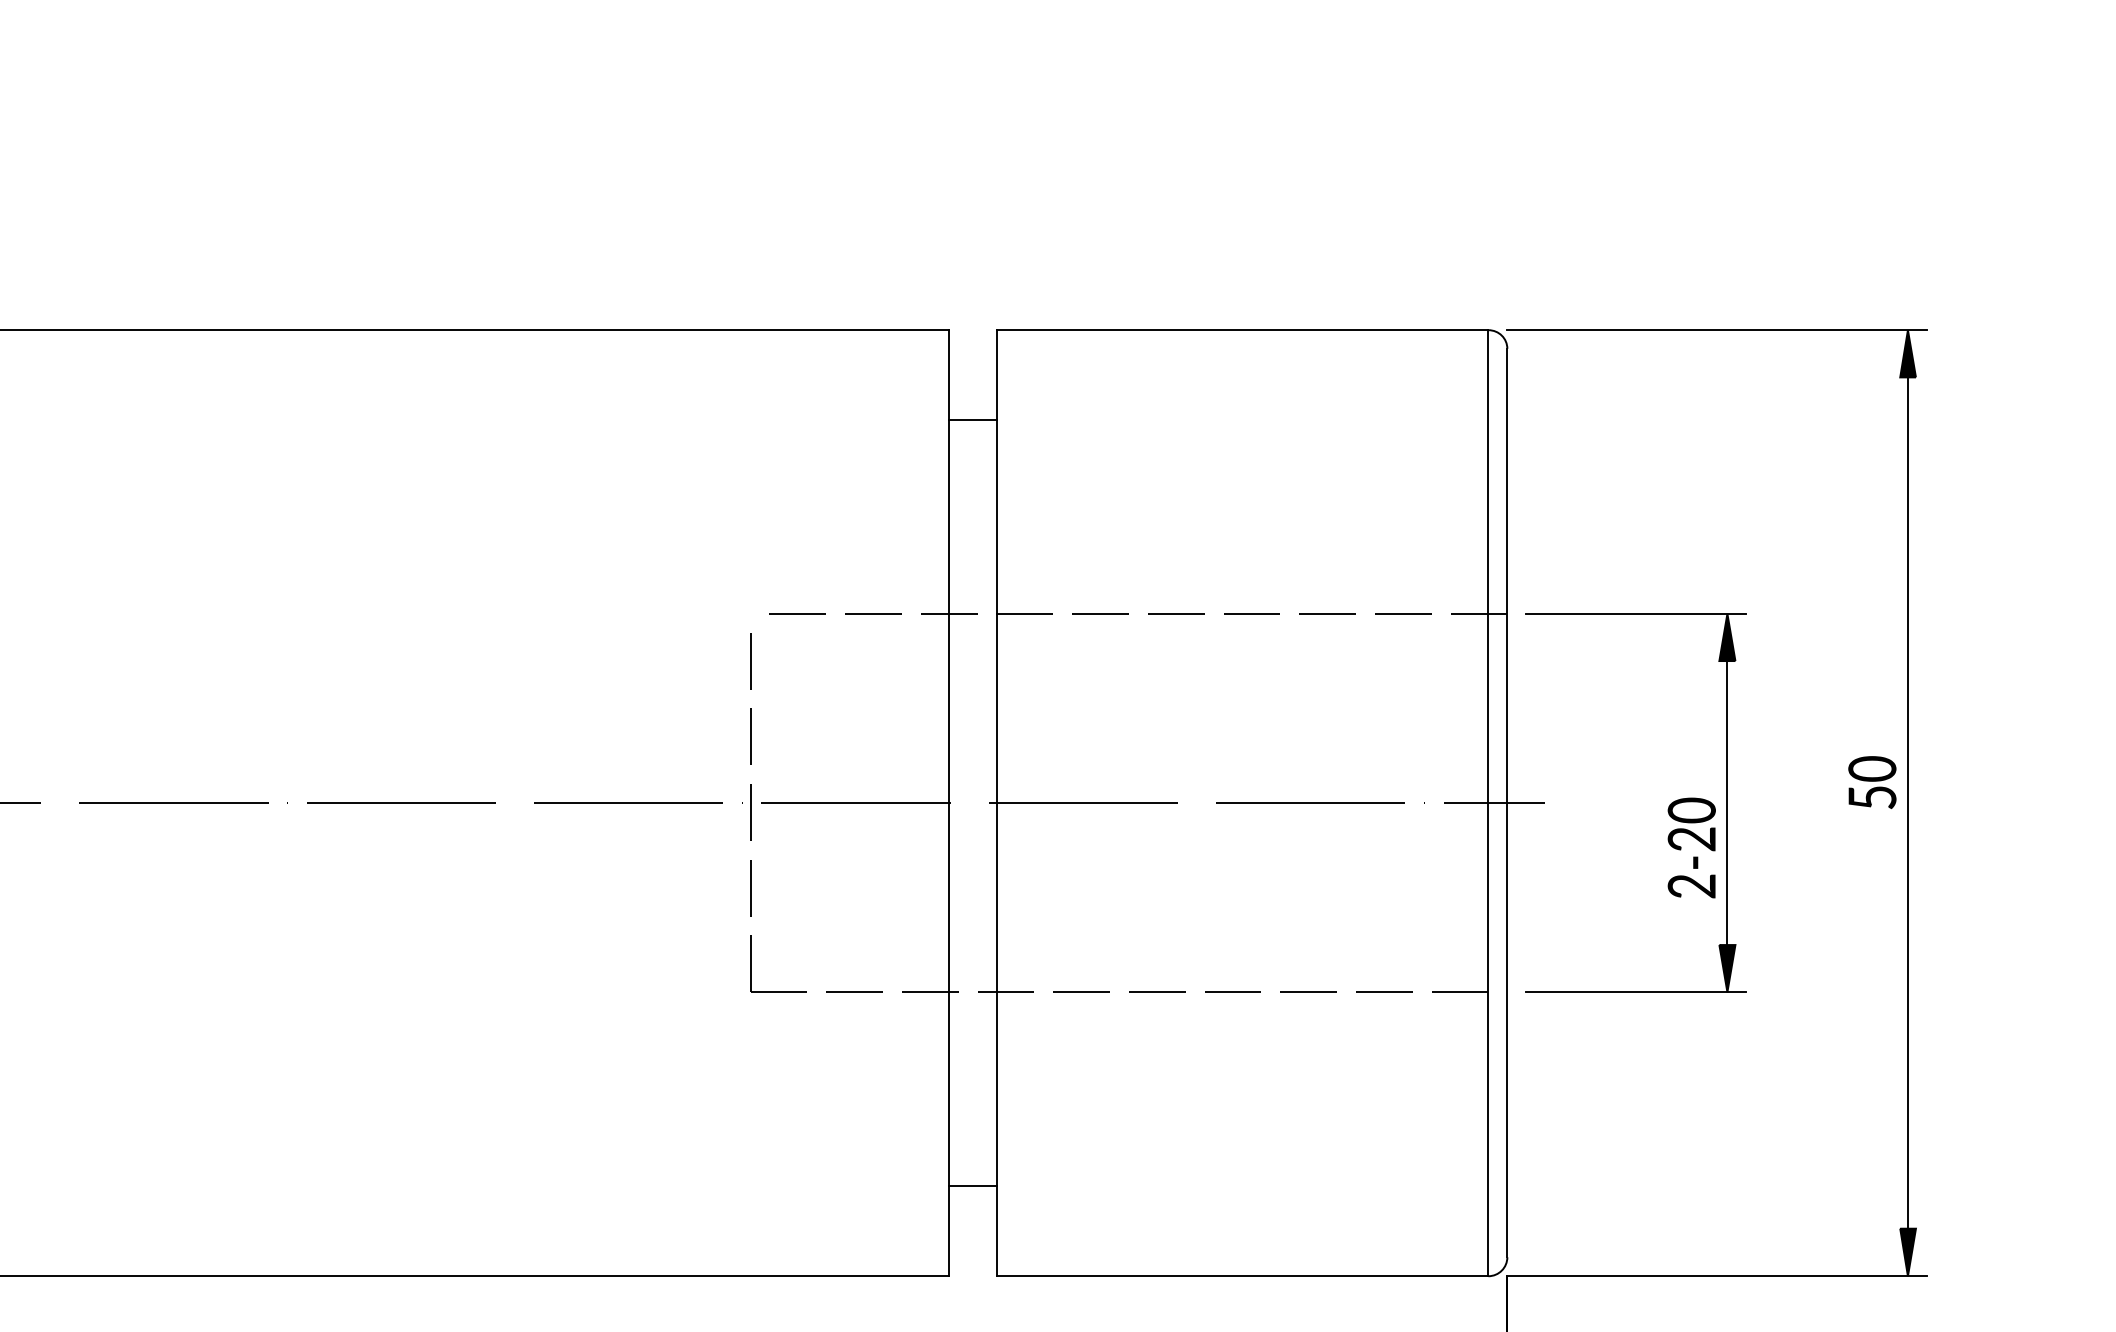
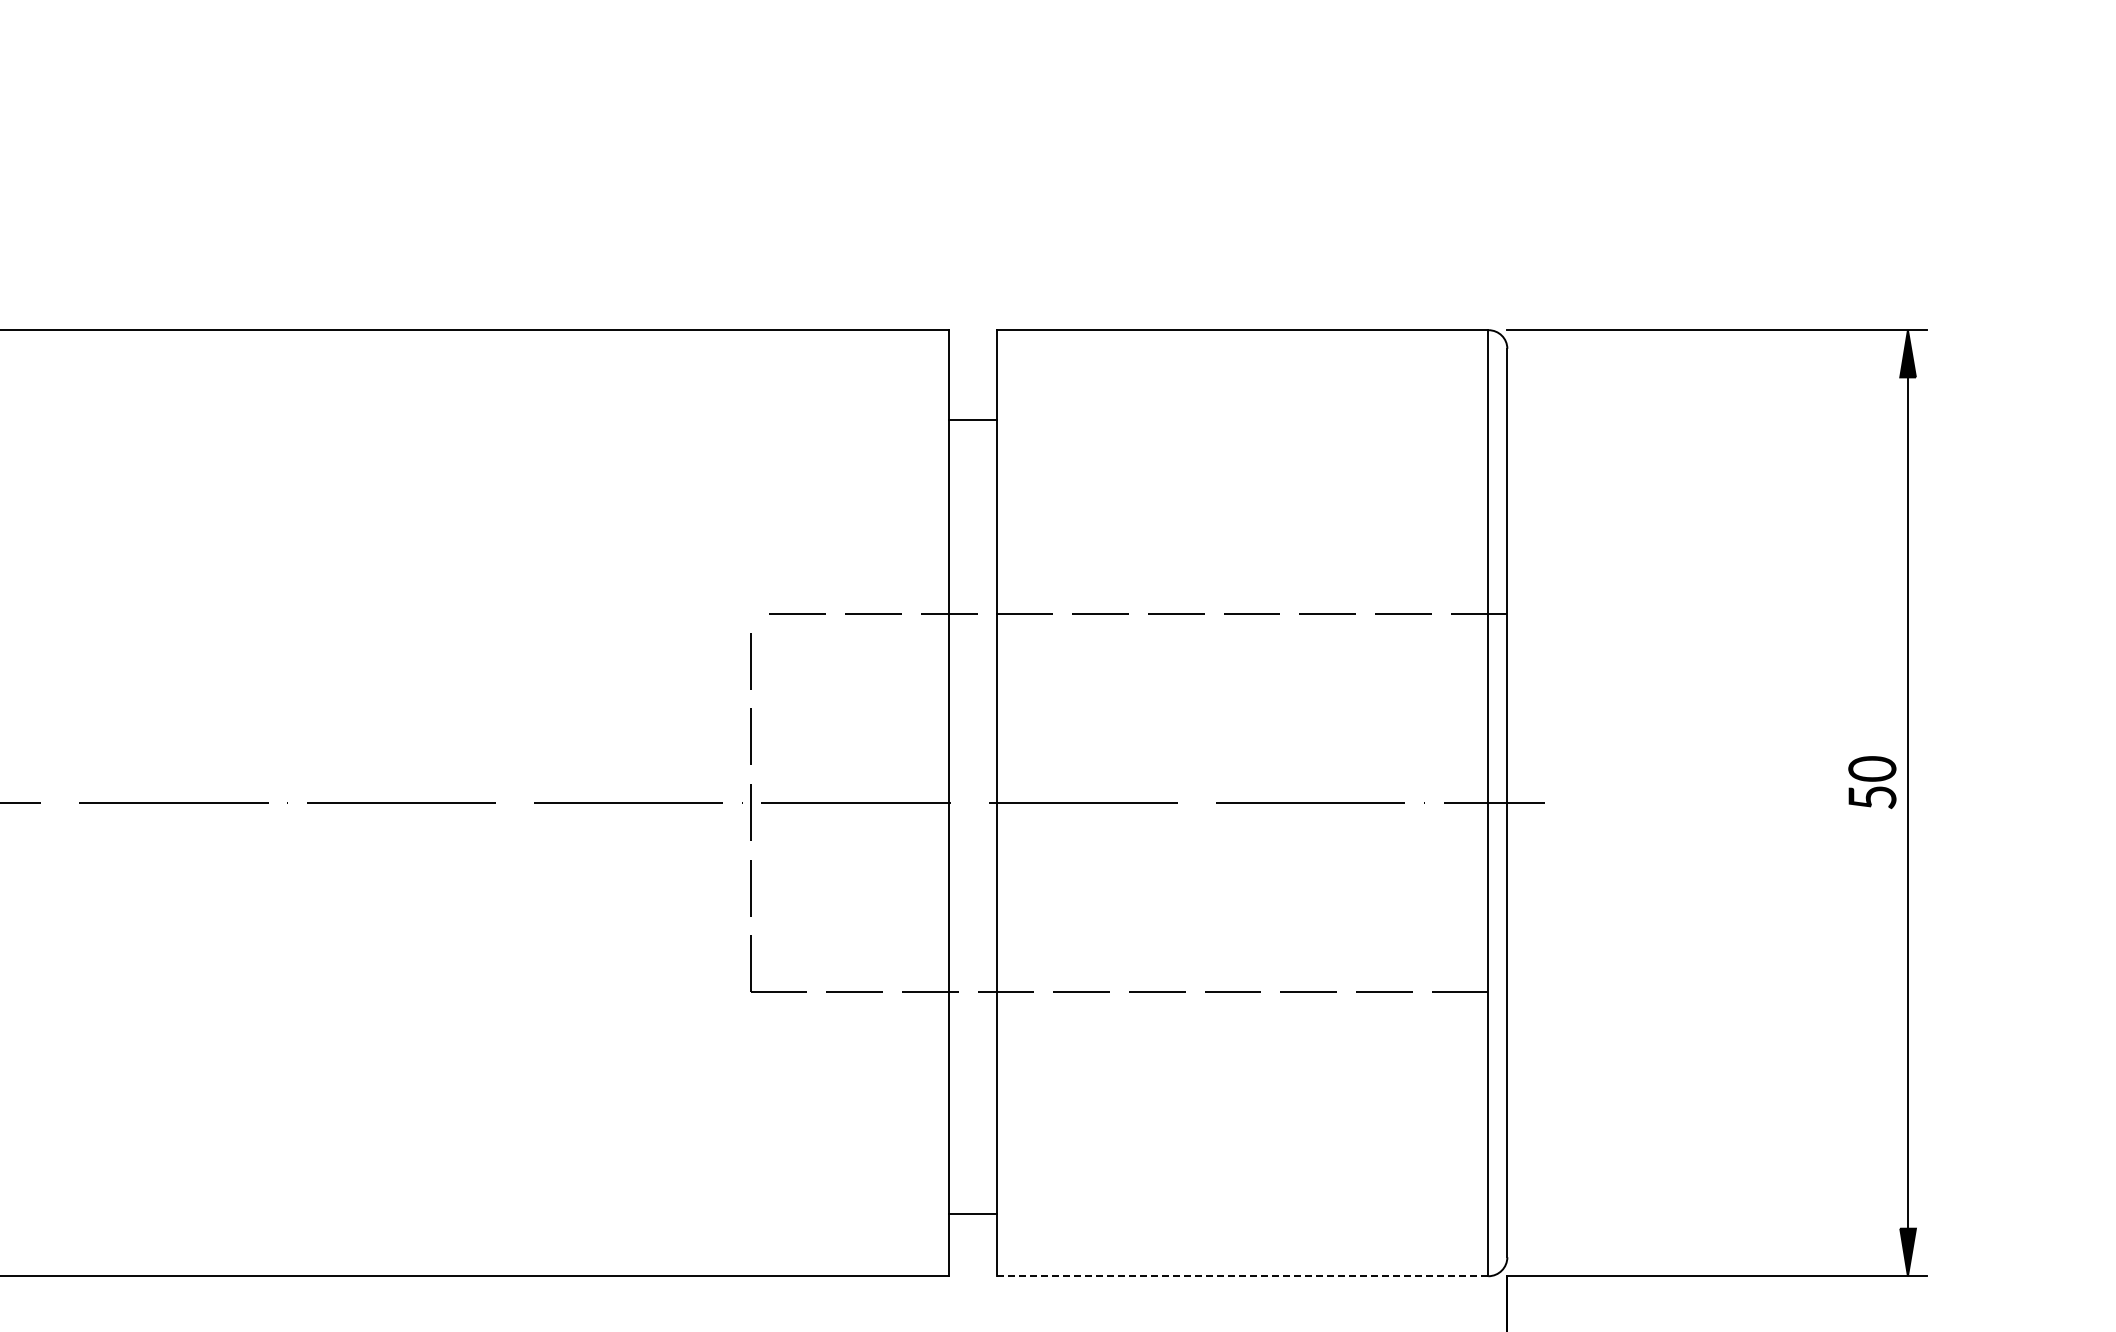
part: present -> none (1667, 809)
line position: (972, 1186) -> (972, 1214) (972, 1214)
line: solid -> dashed (1242, 1276)
